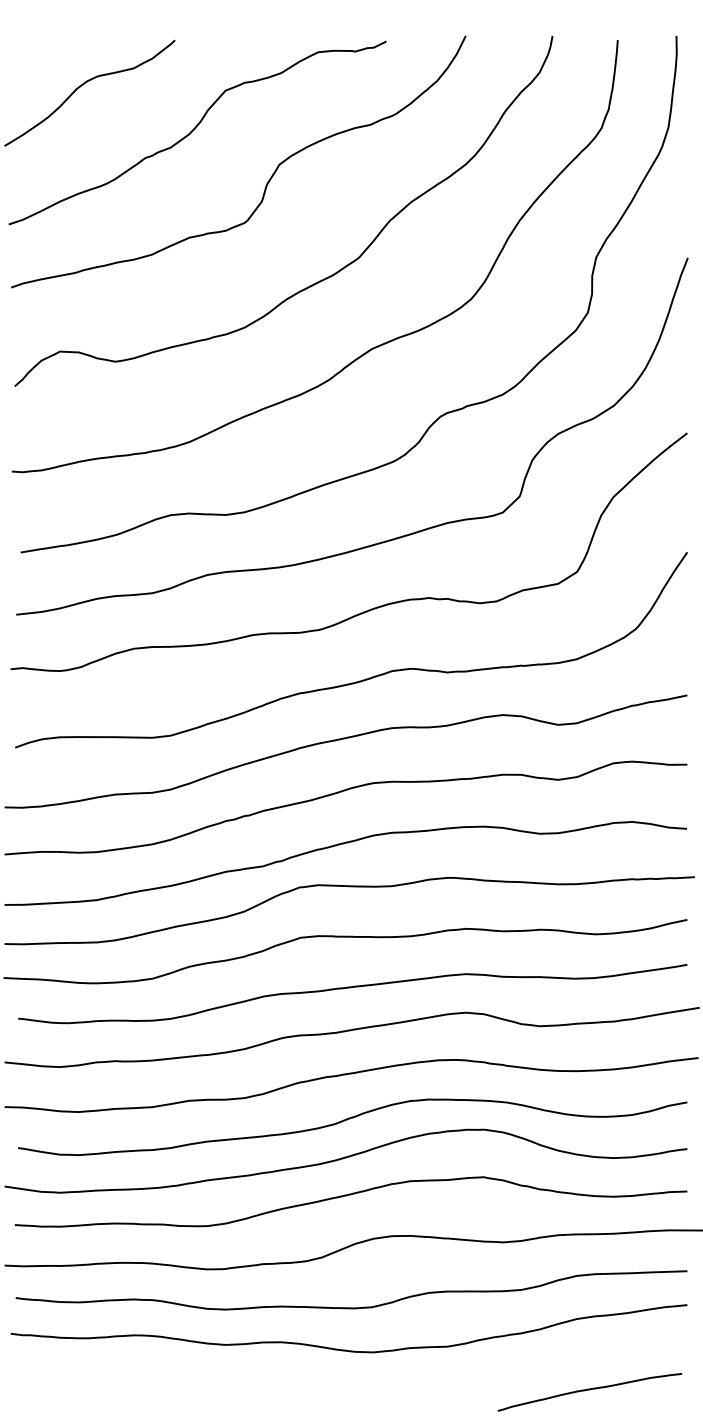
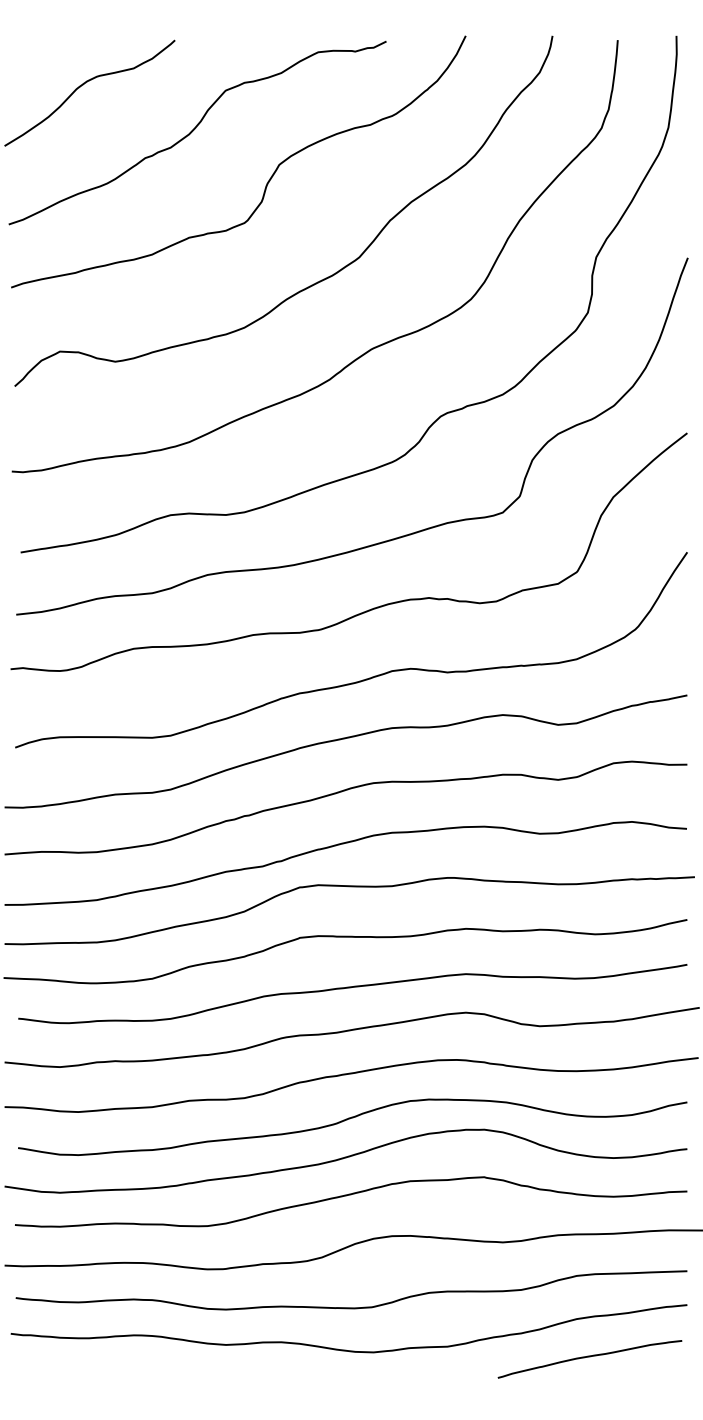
curve position: (589, 1390) -> (589, 1357) (589, 1357)
